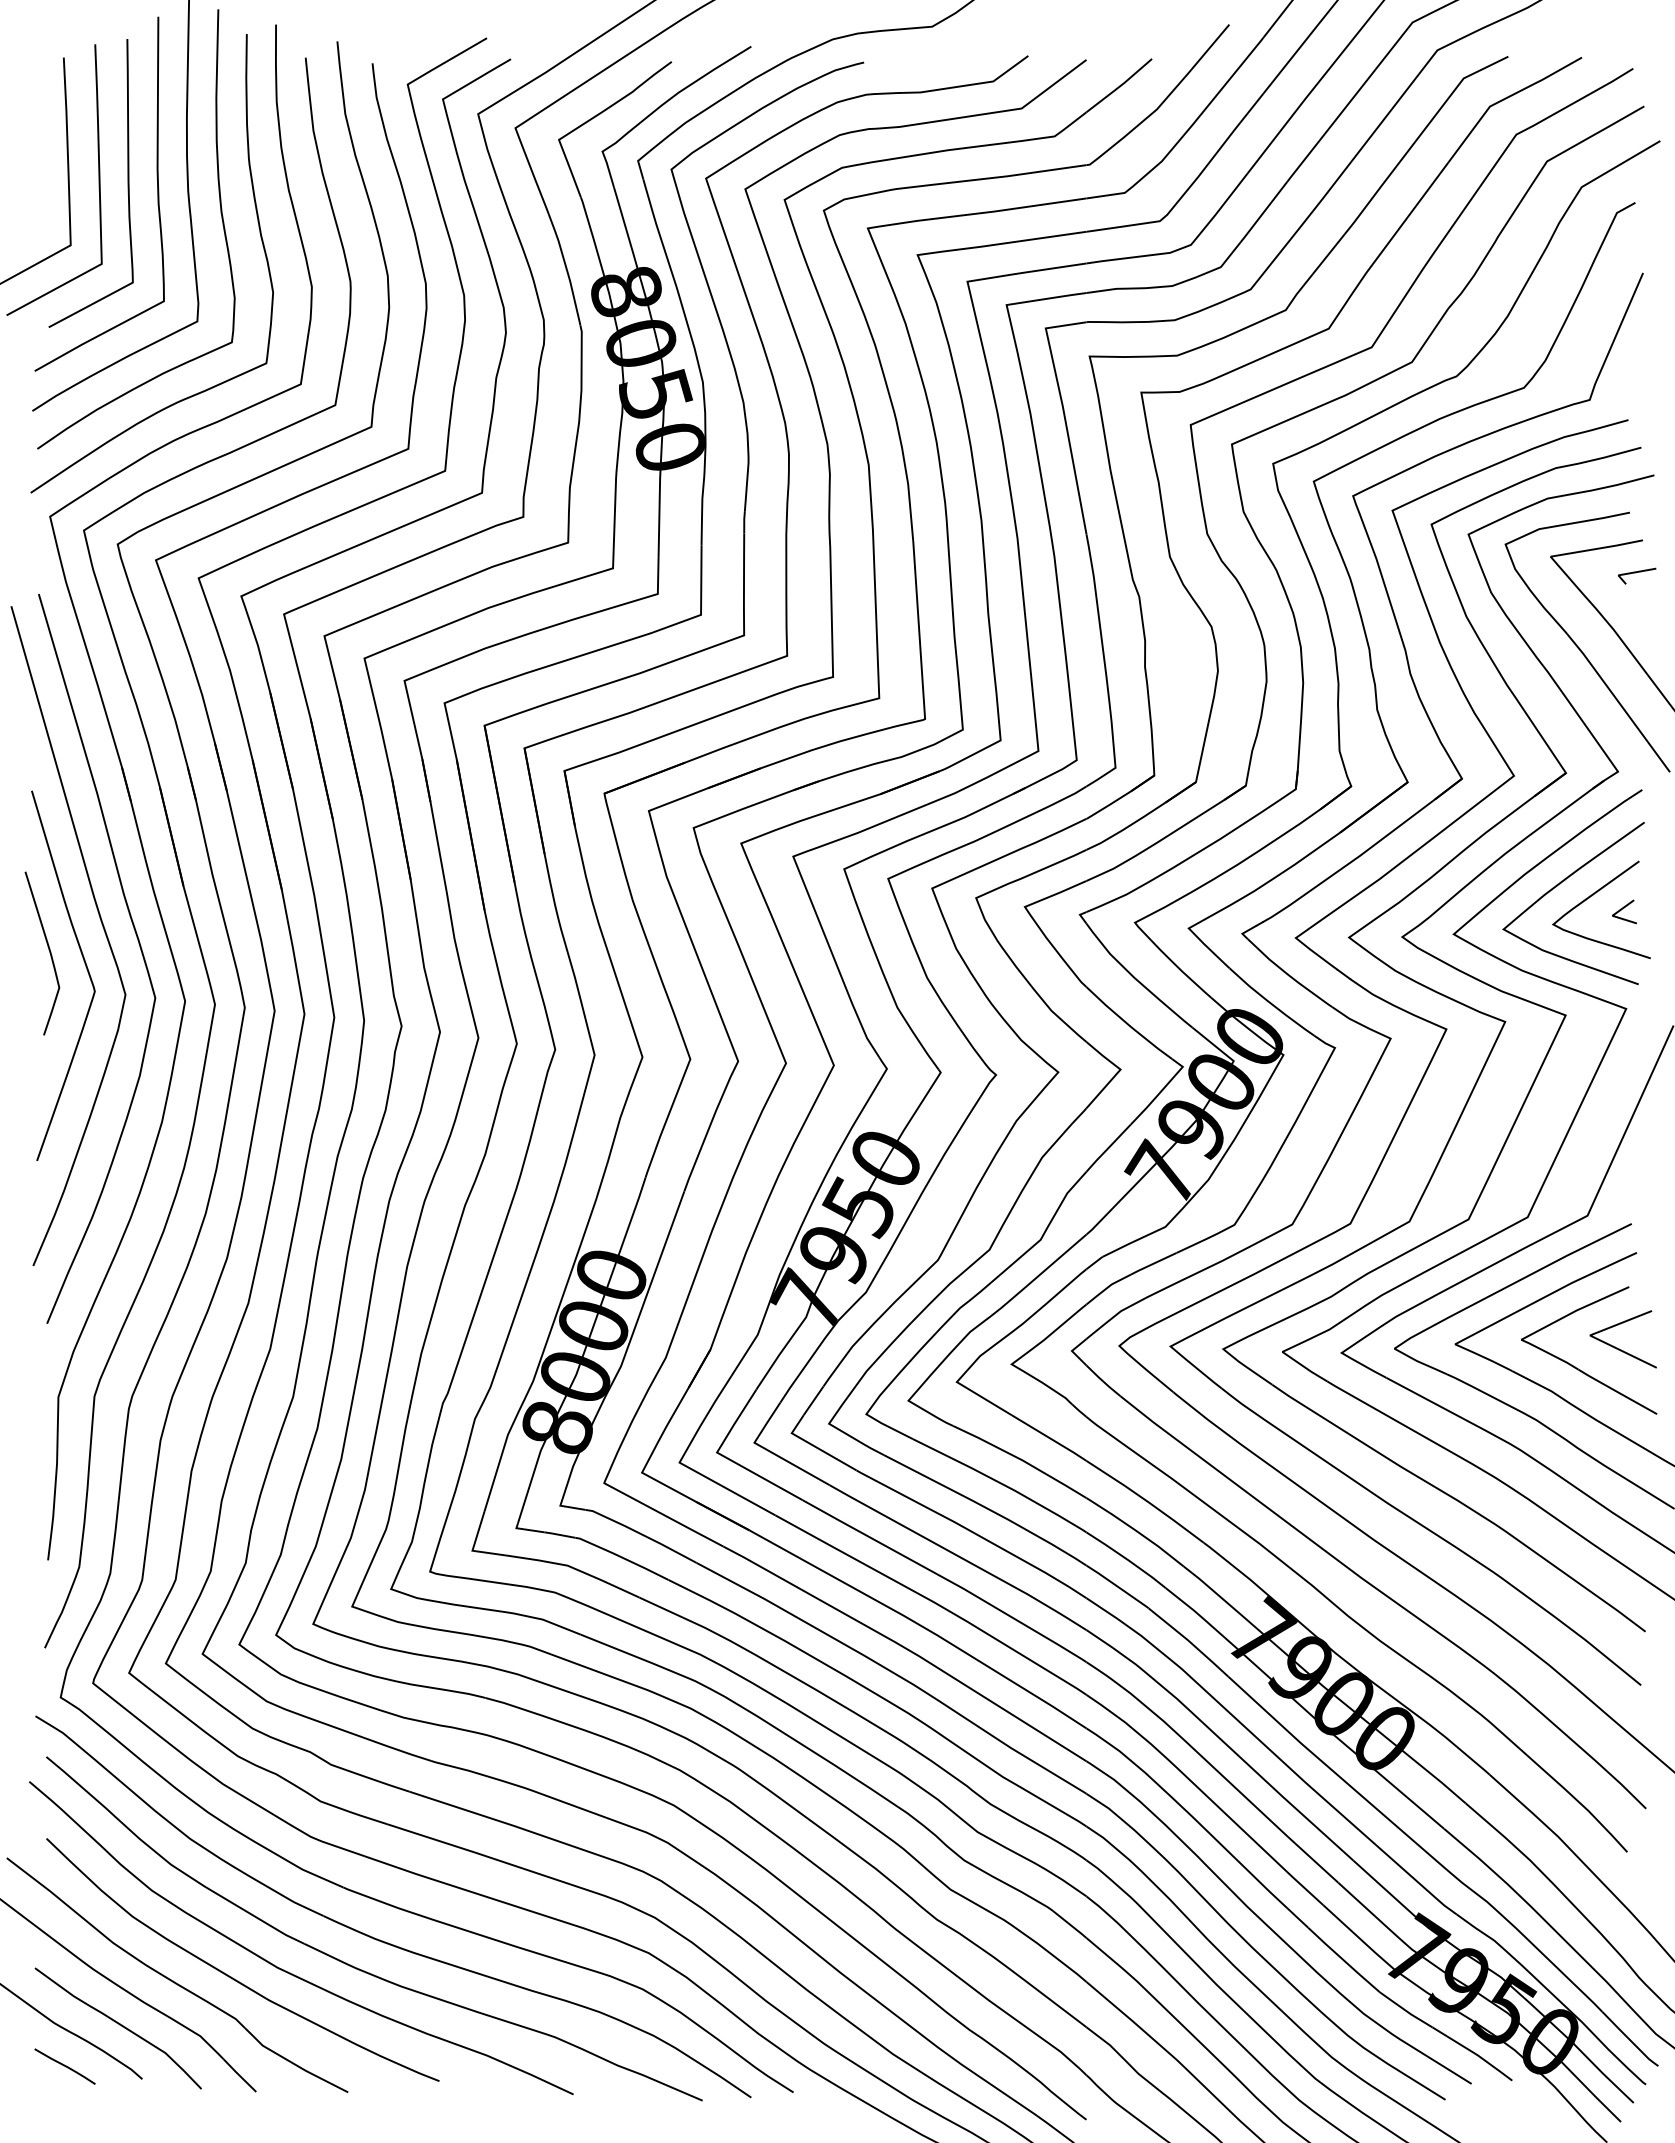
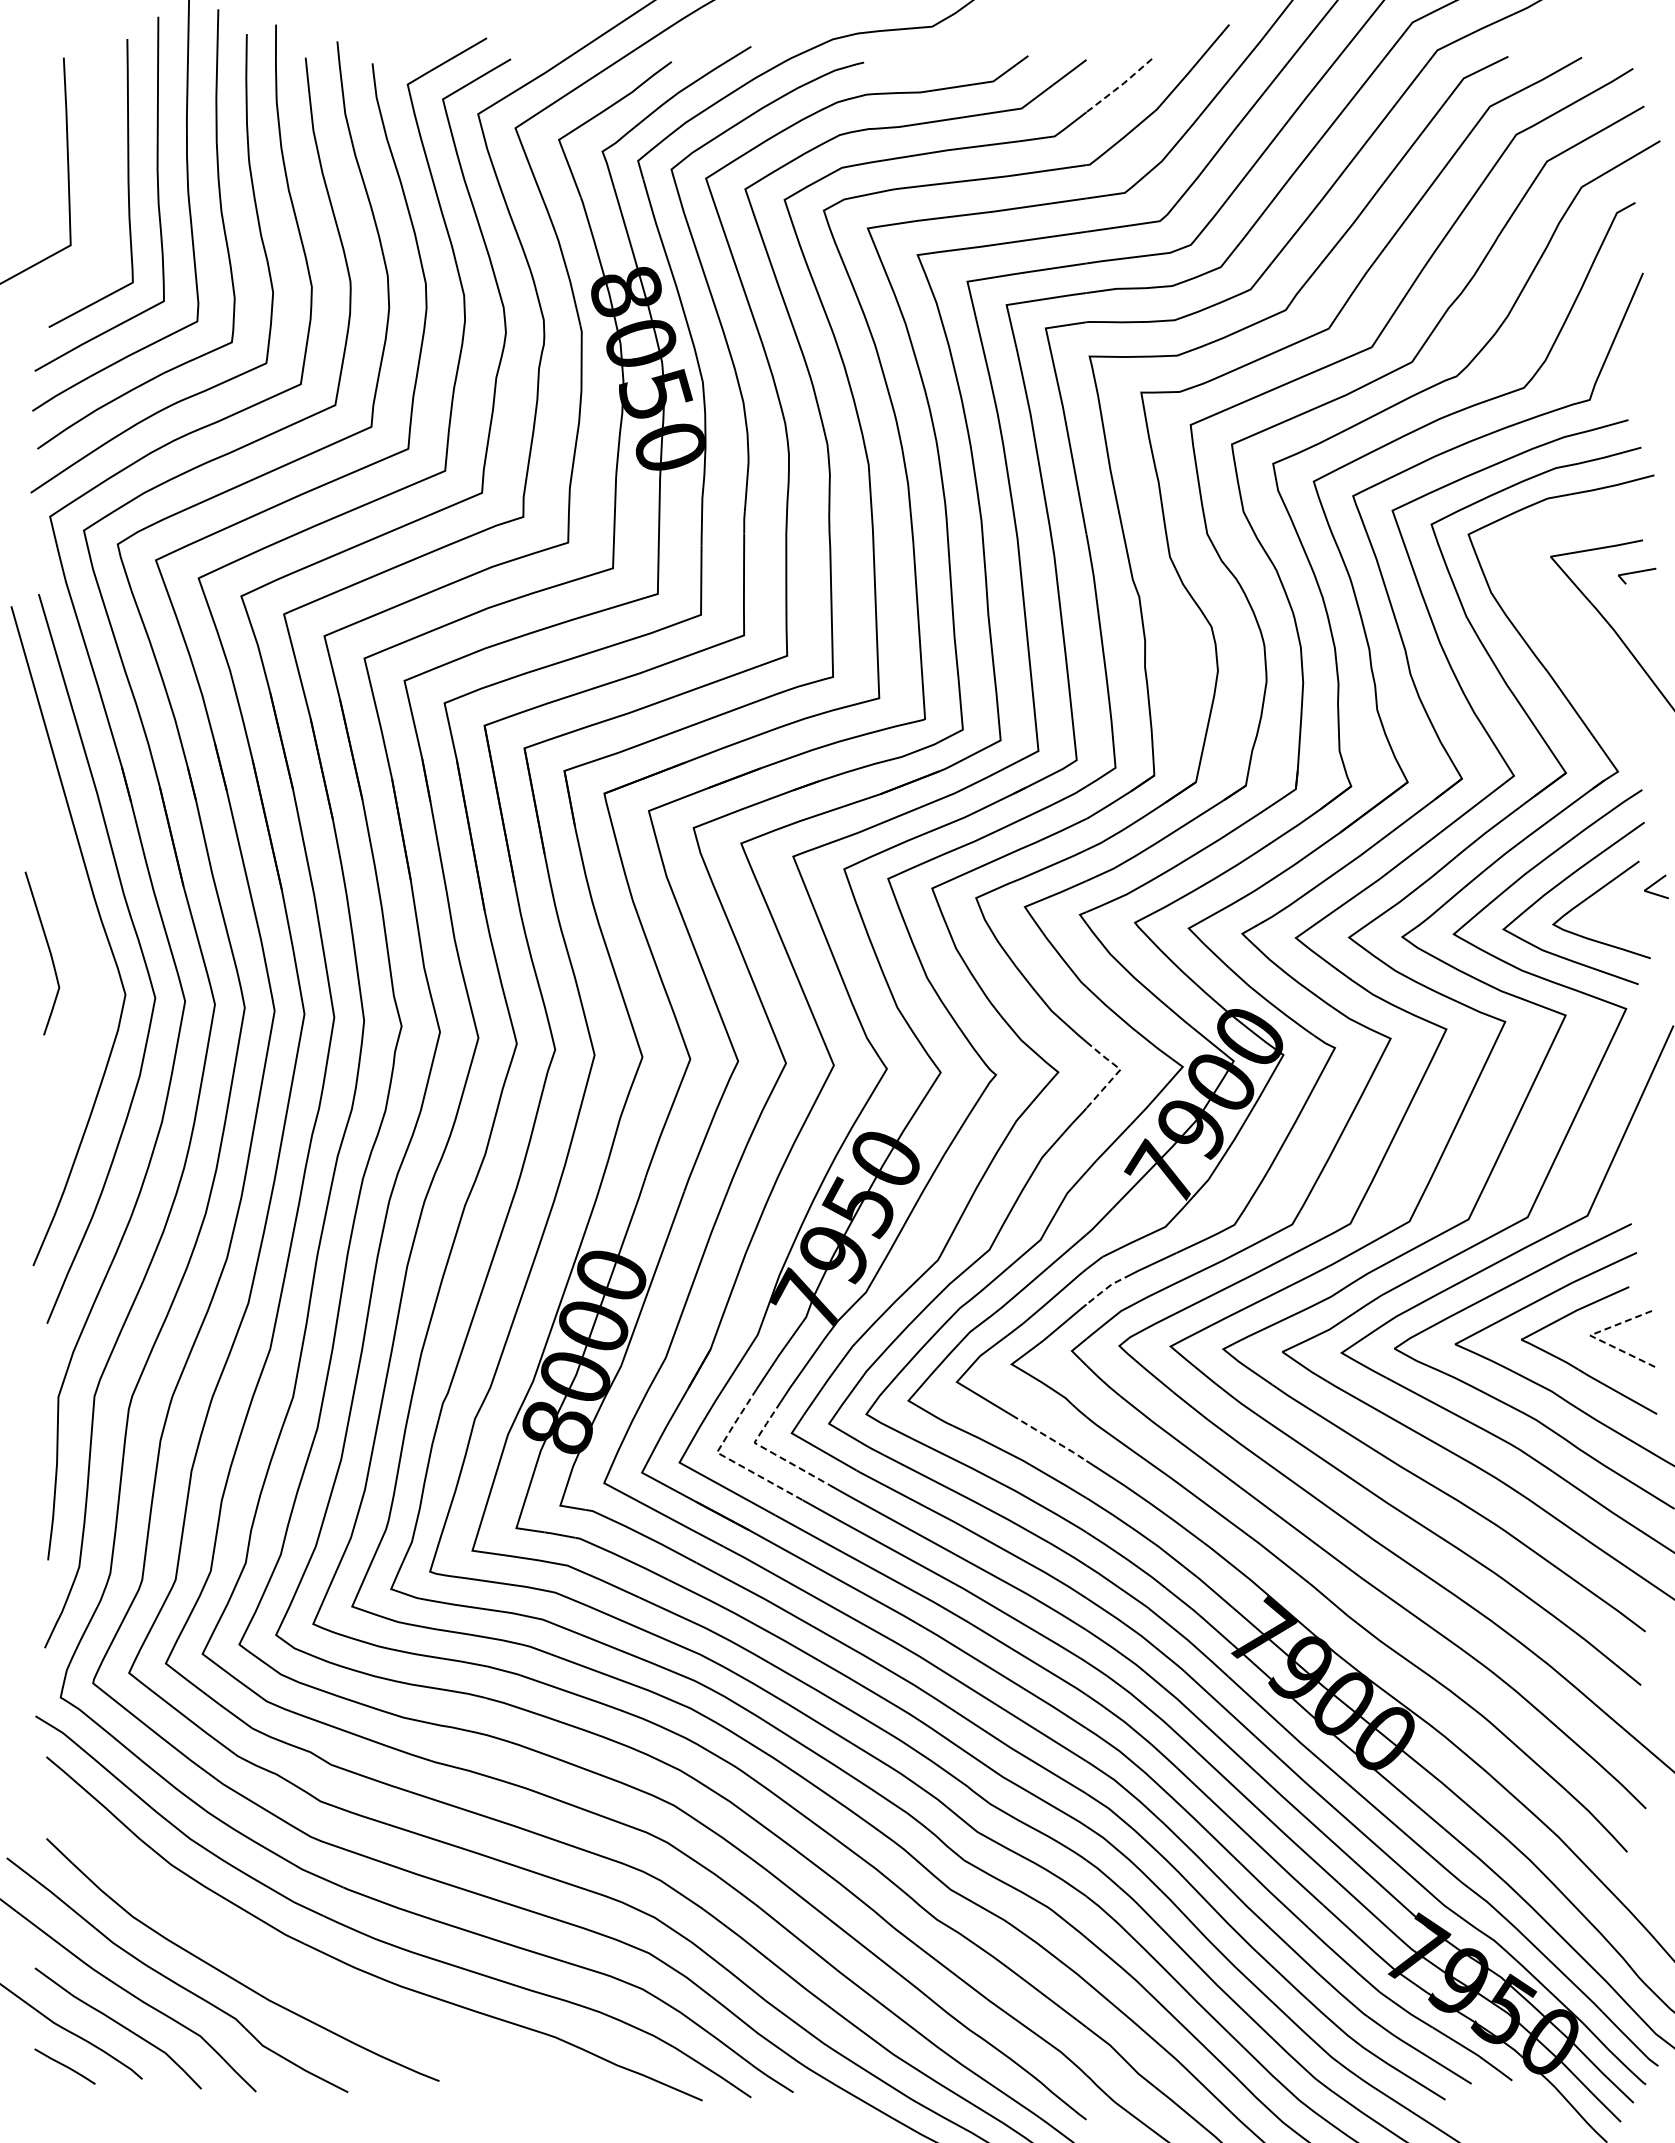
line: solid -> dashed (1119, 86)
line: present -> none (98, 179)
curve: present -> none (1580, 648)
line position: (1622, 909) -> (1654, 884) (1654, 884)
curve: present -> none (85, 966)
line: solid -> dashed (1118, 1071)
line: solid -> dashed (1107, 1287)
line: solid -> dashed (1593, 1337)
line: solid -> dashed (1050, 1438)
line: solid -> dashed (770, 1451)
line: solid -> dashed (726, 1457)
part: present -> none (286, 1970)
